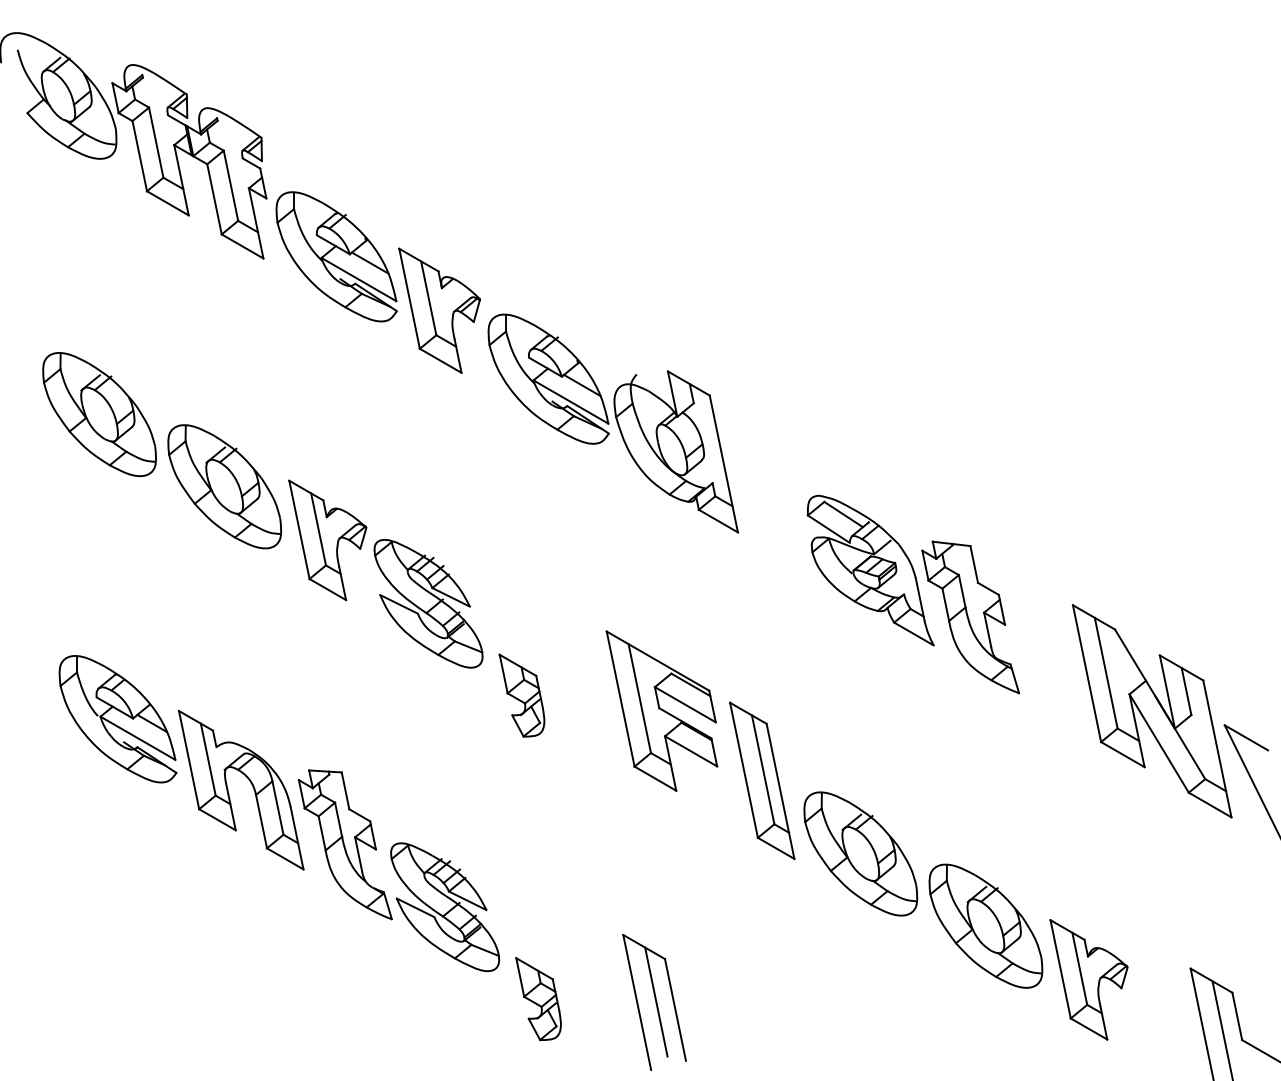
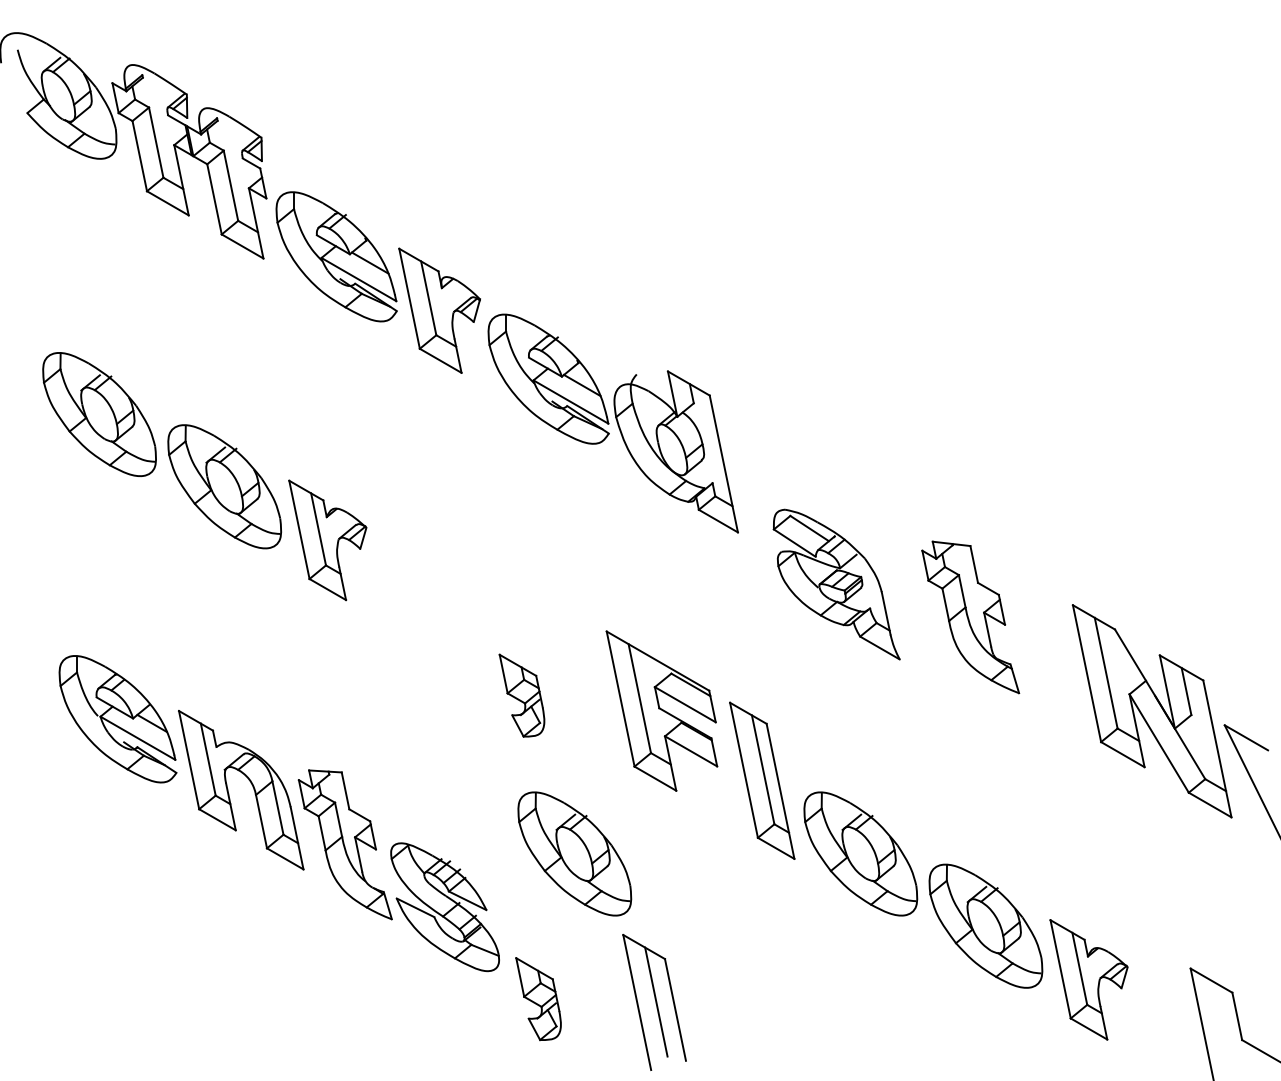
part position: (870, 570) -> (836, 584) (836, 584)
part: present -> none (428, 603)
part: none -> present (574, 853)
line: present -> none (1222, 1029)
